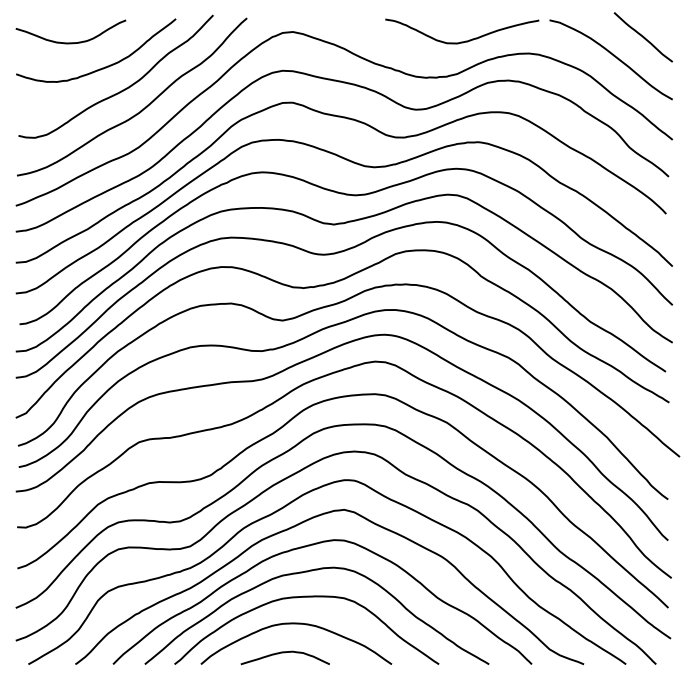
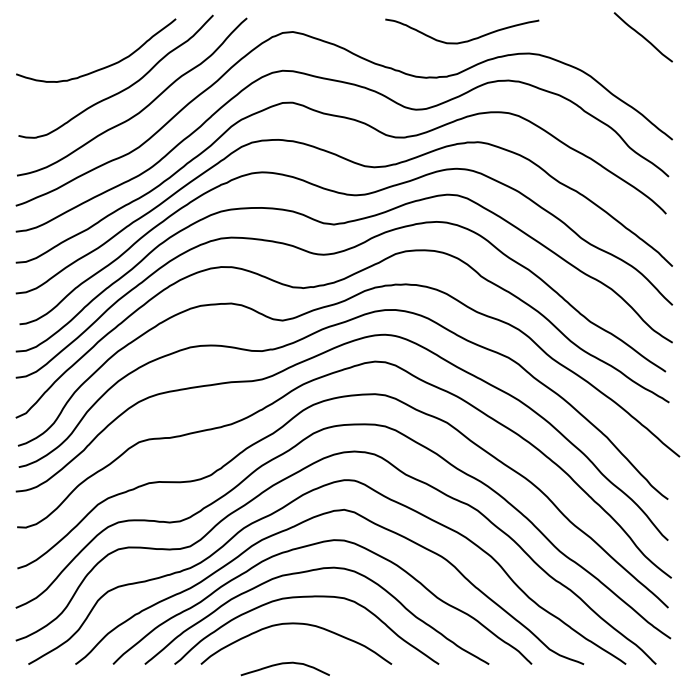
curve: present -> none (70, 42)
curve: present -> none (613, 56)
curve position: (284, 653) -> (284, 664) (284, 664)
